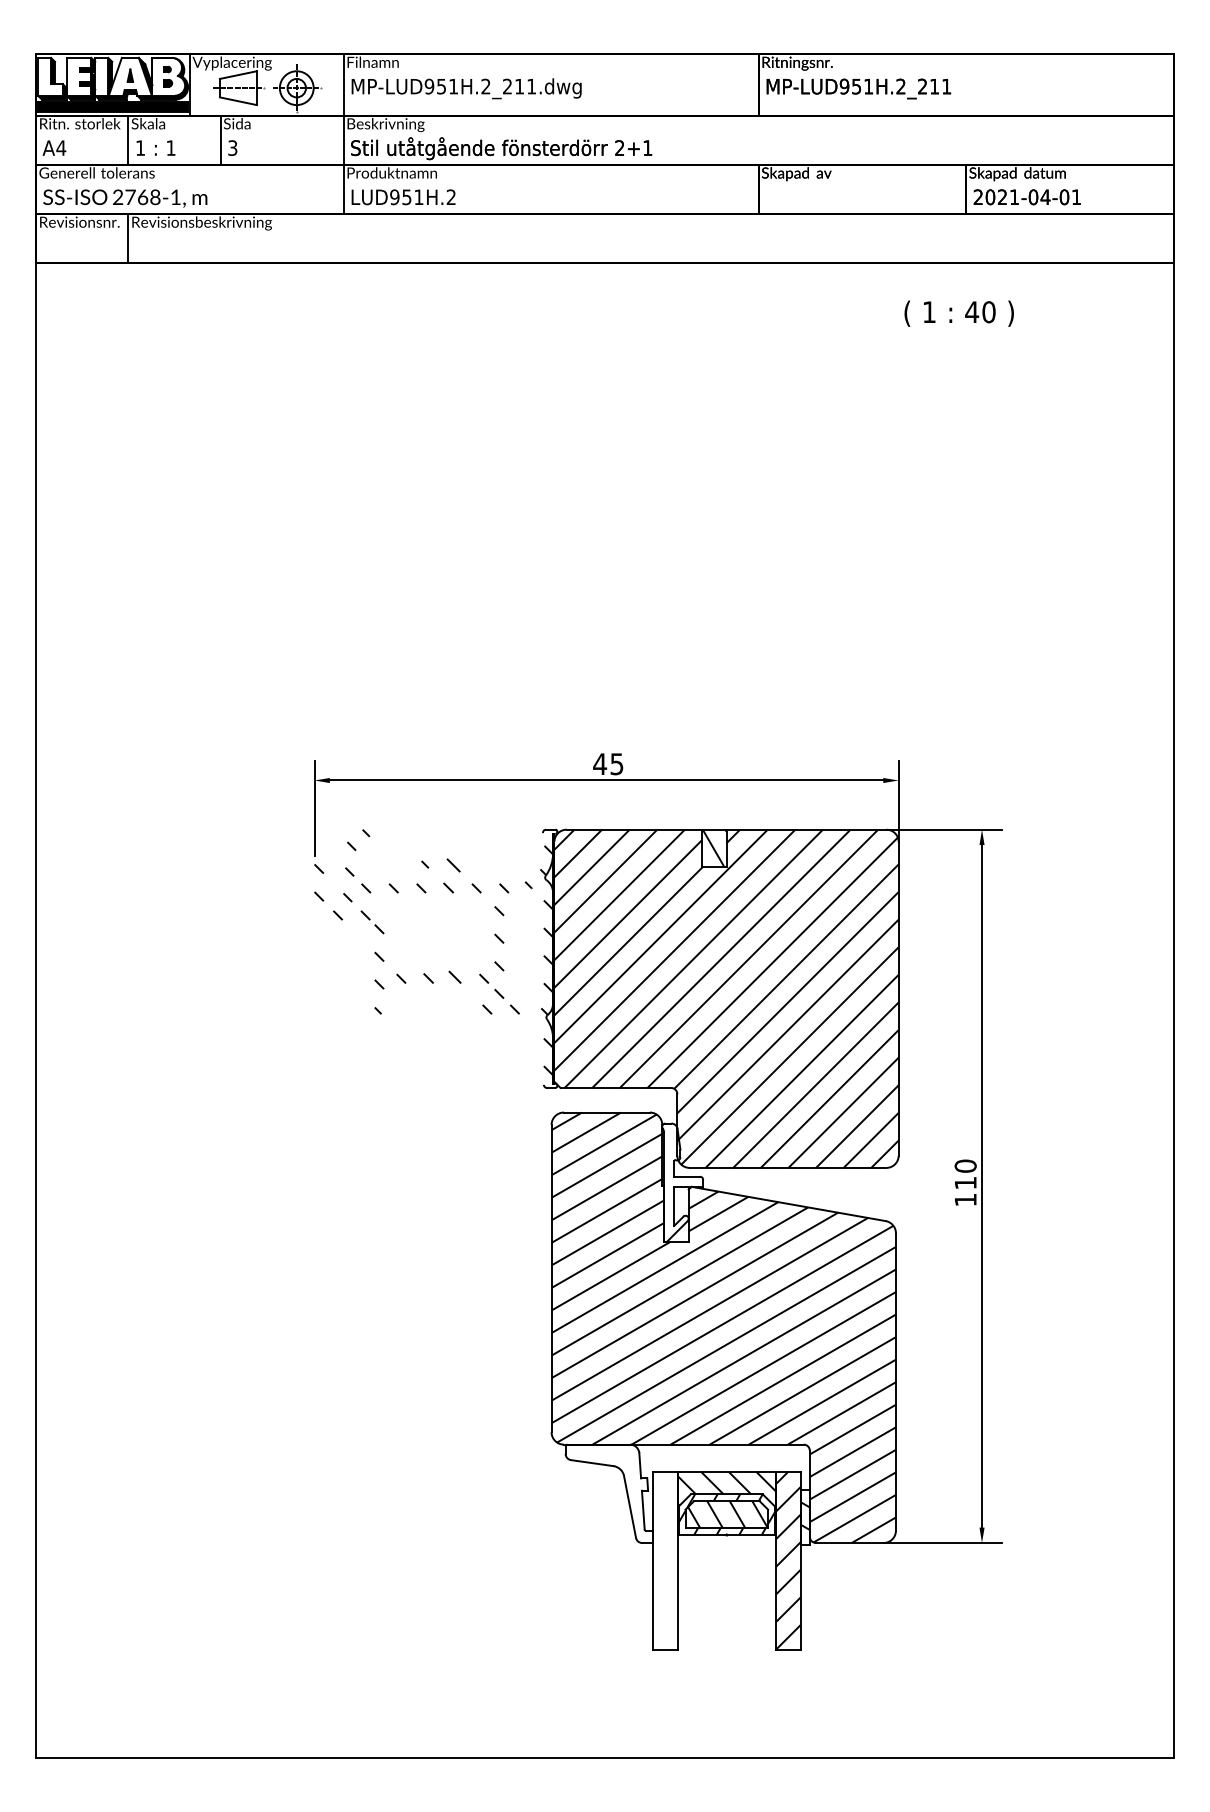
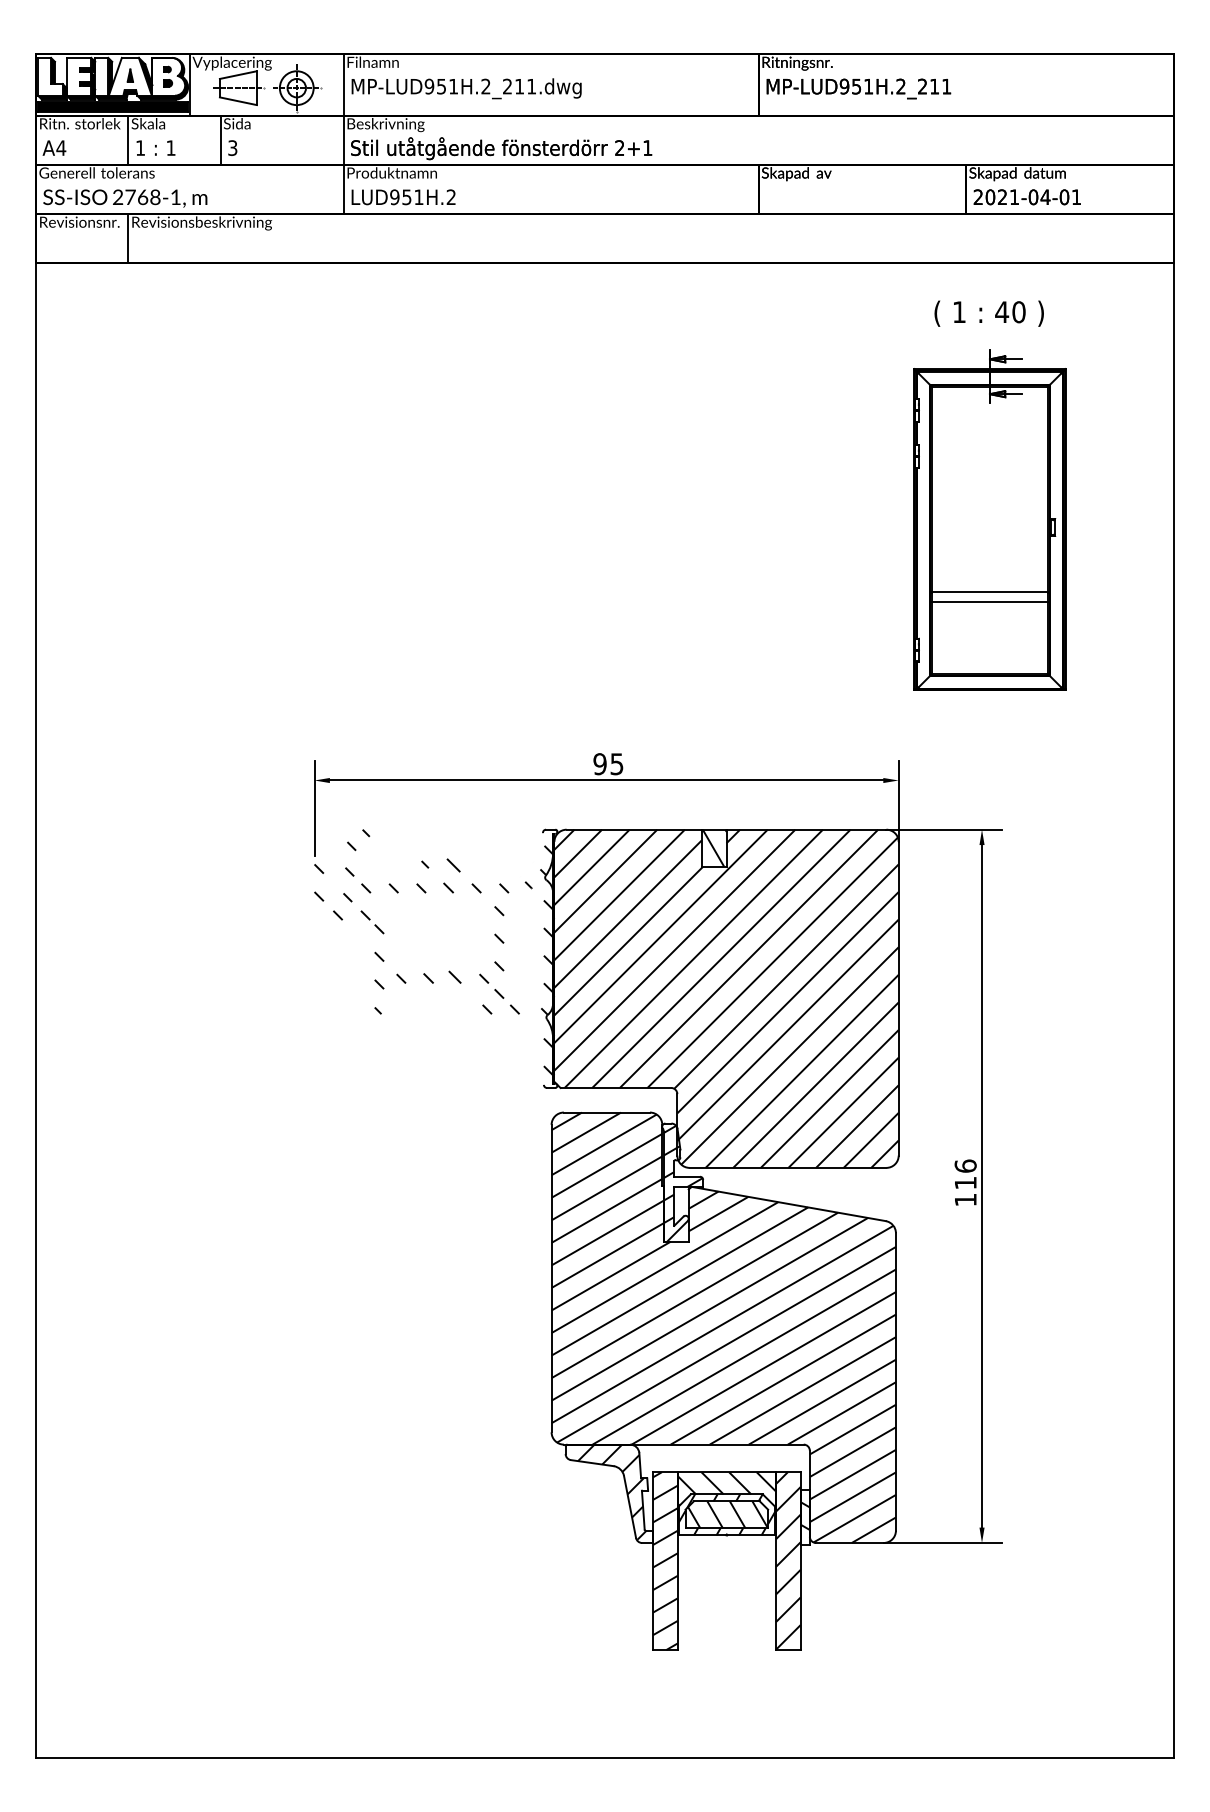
text position: (958, 313) -> (988, 313) (988, 313)
part: none -> present (989, 519)
text: 45 -> 95 (600, 764)
text: 110 -> 116 (965, 1165)
hatch: none -> present (683, 1173)
hatch: none -> present (605, 1492)
hatch: none -> present (665, 1561)
